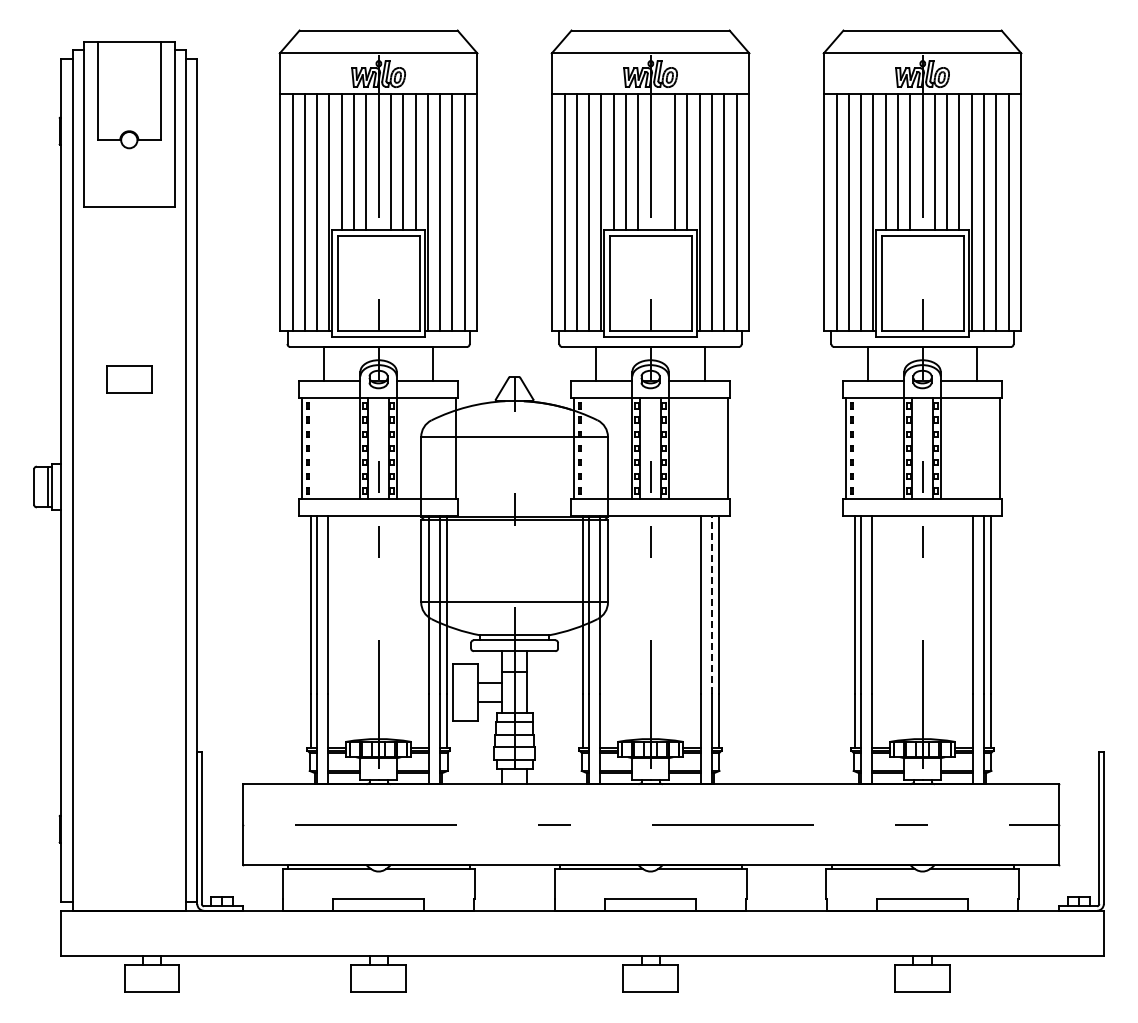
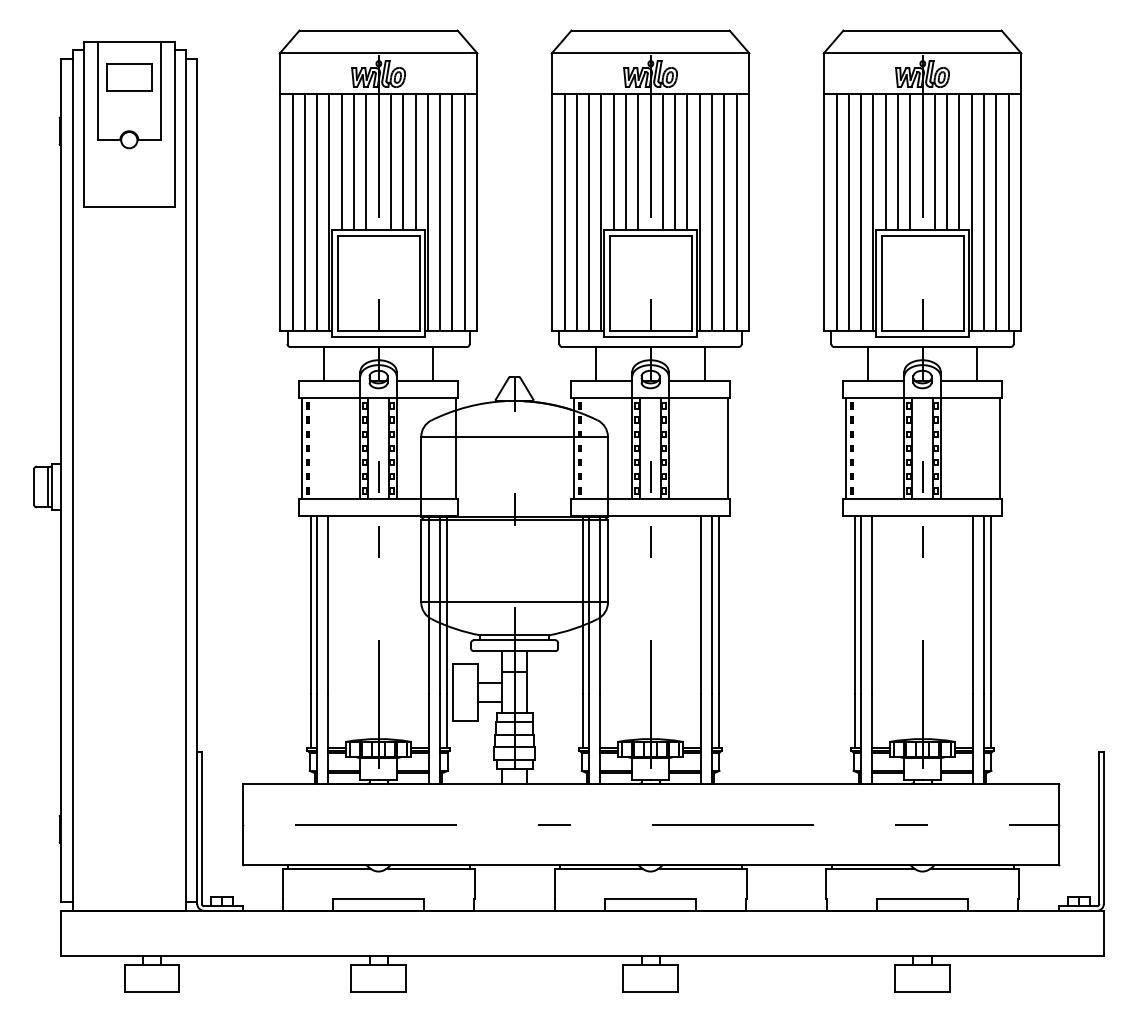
line: none -> present (662, 161)
part position: (129, 379) -> (129, 77) (129, 77)
line: dashed -> solid (712, 604)
